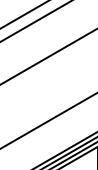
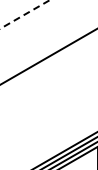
line: solid -> dashed (24, 14)
line: present -> none (35, 21)
line: present -> none (48, 120)
